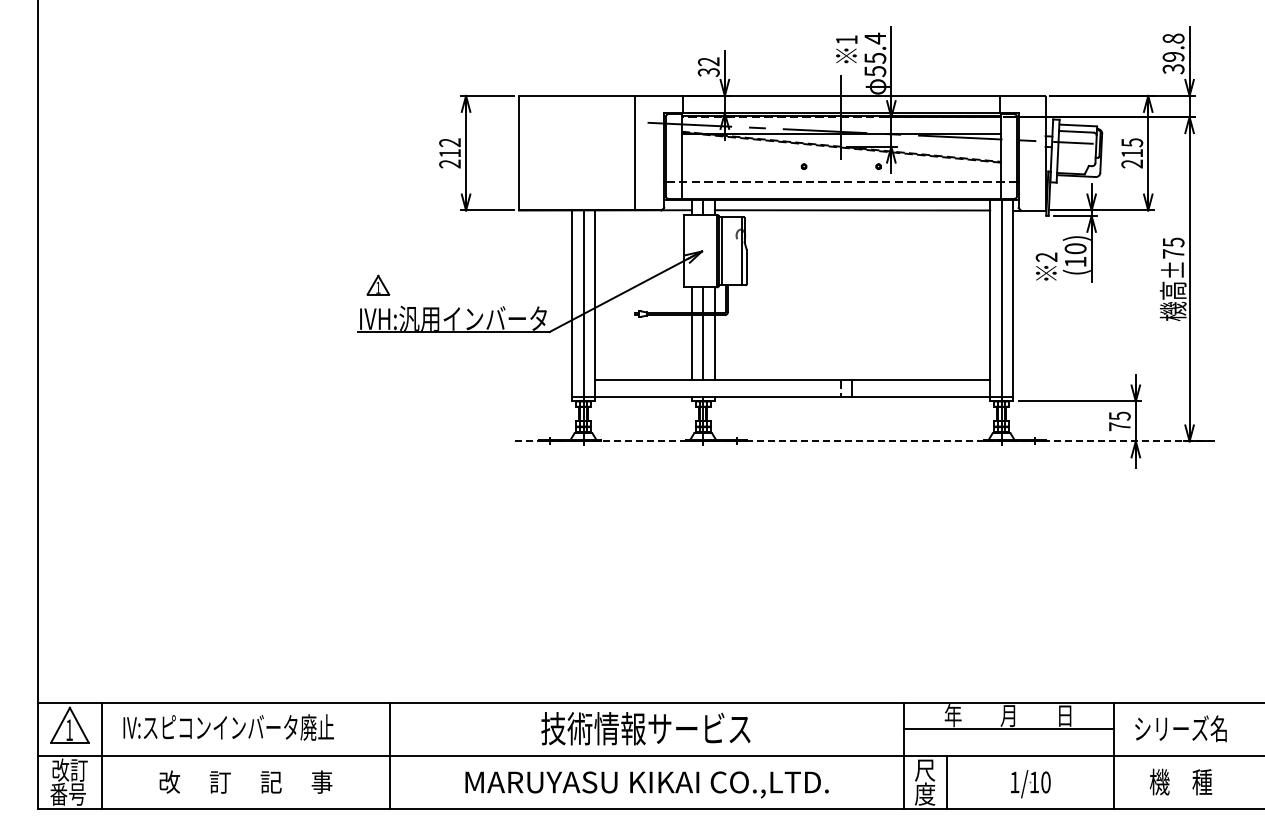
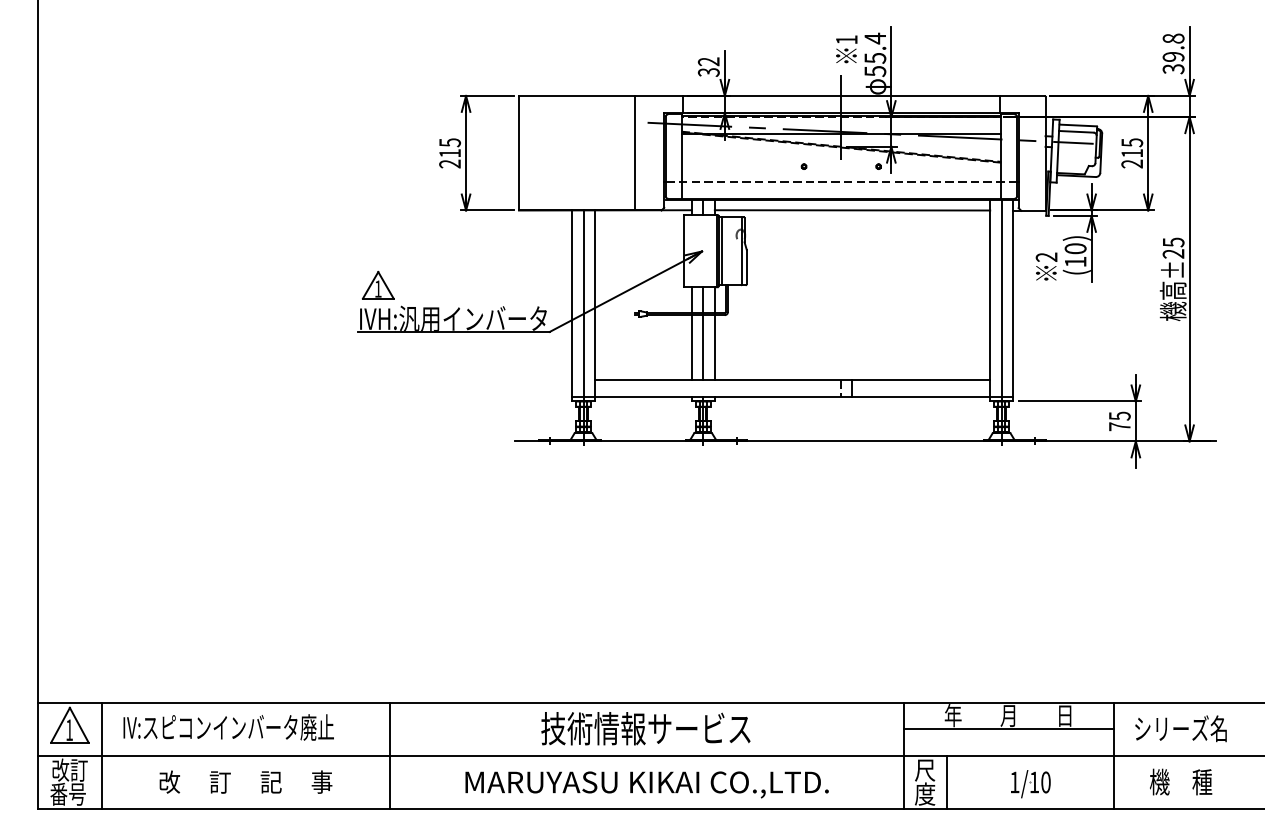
text: 212 -> 215 (450, 142)
text: ±75 -> ±25 (1173, 253)
part size: 25x22 px -> 33x30 px (378, 284)
line: dashed -> solid (865, 441)
